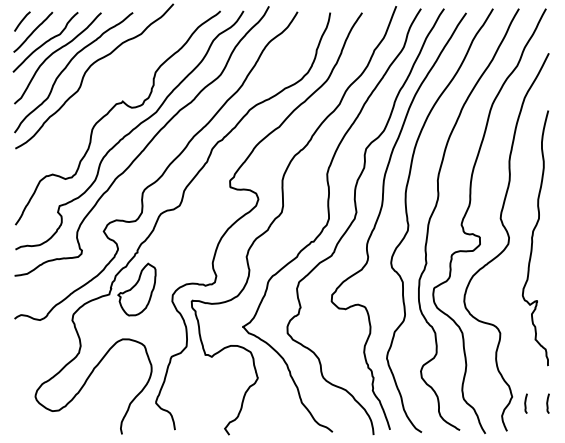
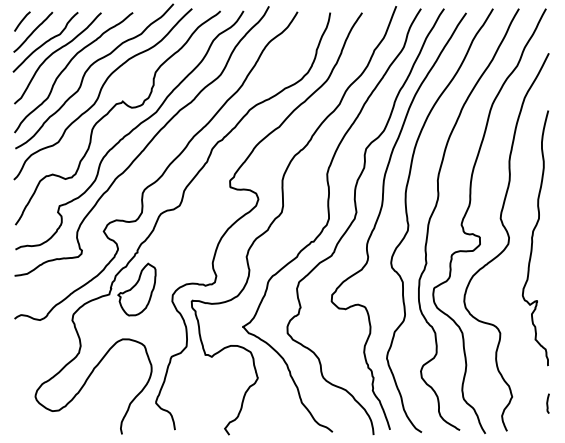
curve: none -> present (100, 94)
line: present -> none (525, 403)
